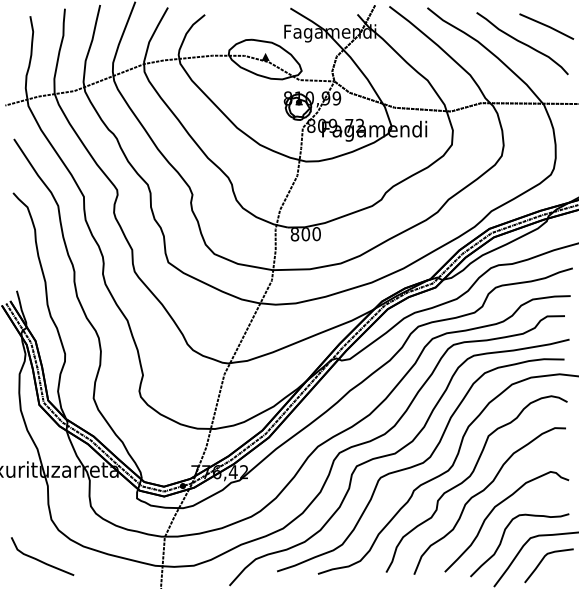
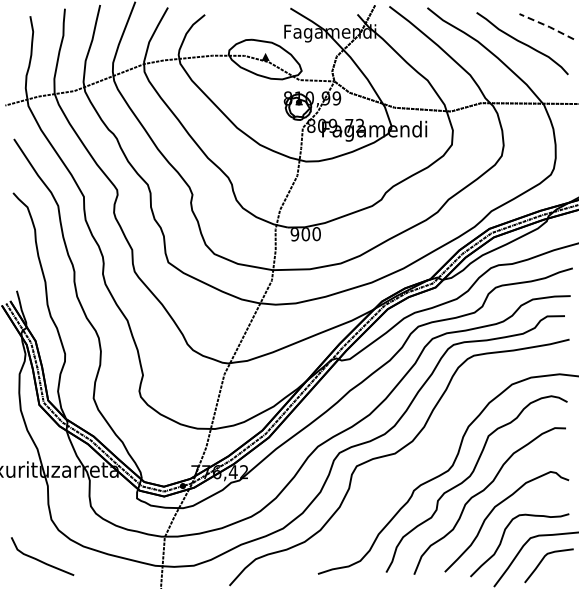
line: solid -> dashed (547, 26)
text: 800 -> 900 (294, 234)
curve: present -> none (420, 464)
